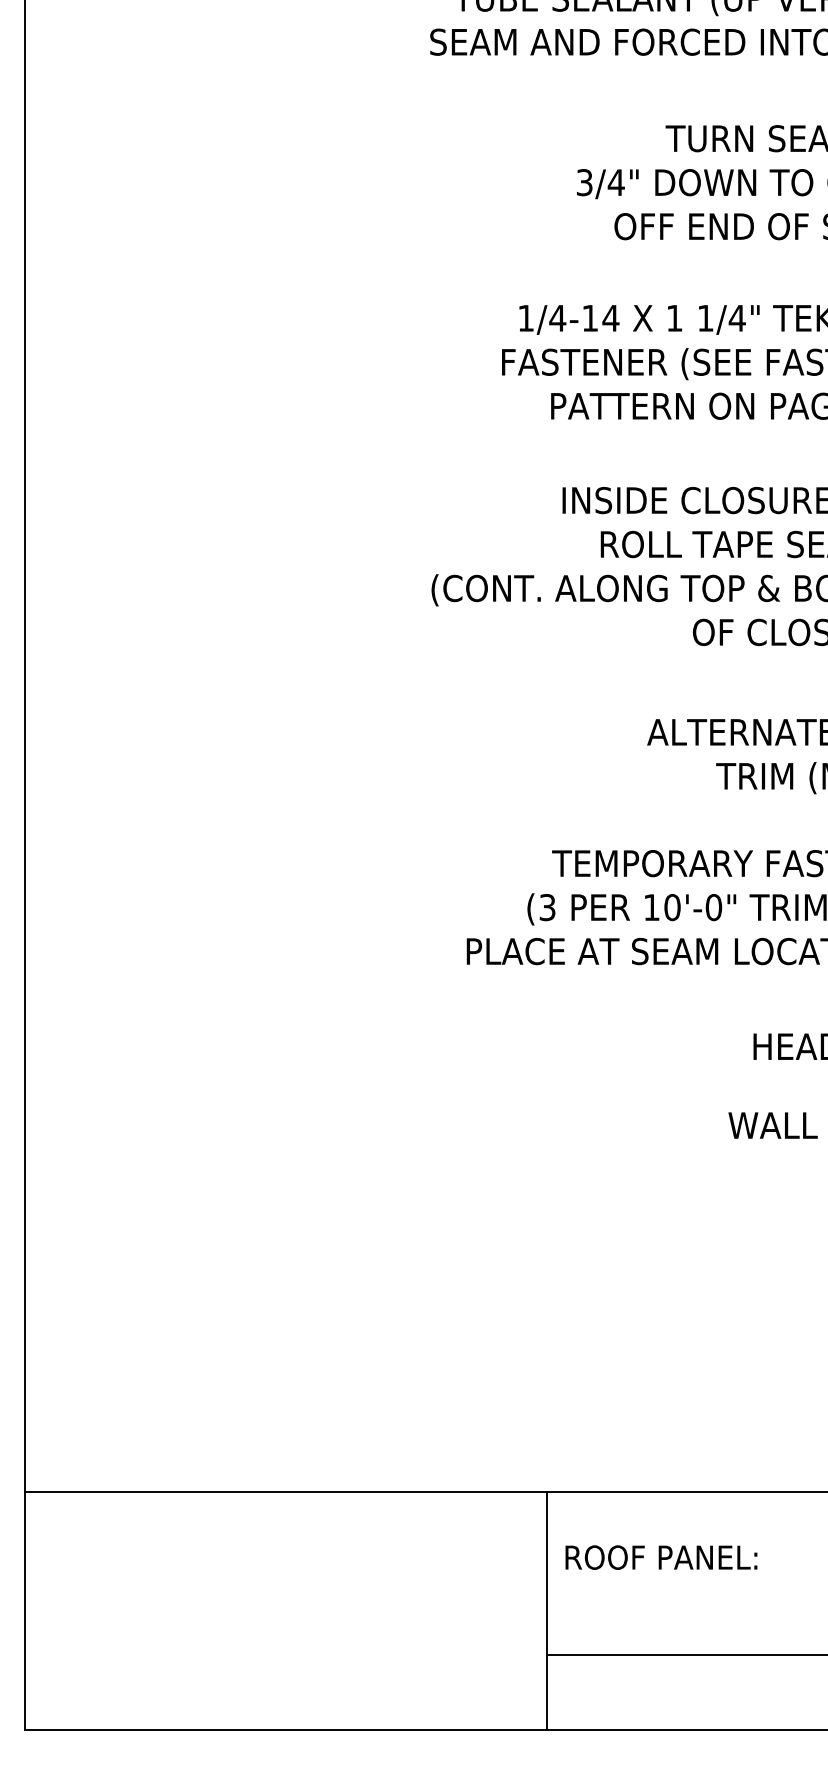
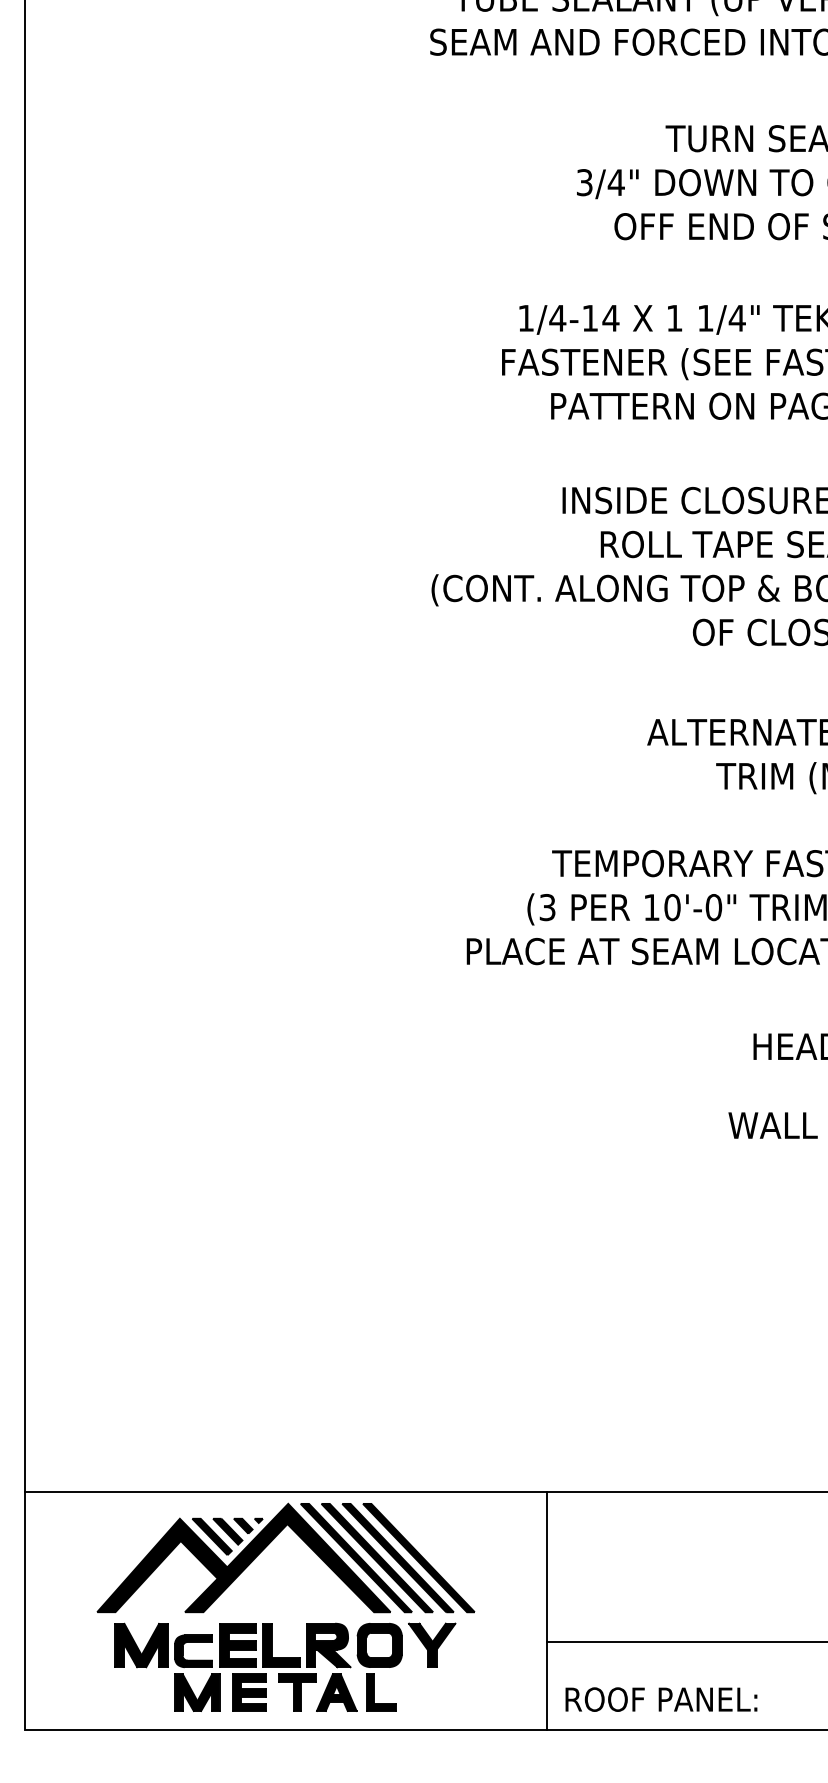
text position: (661, 1557) -> (661, 1699) (661, 1699)
part: none -> present (272, 1623)
line position: (685, 1654) -> (685, 1641) (685, 1641)
